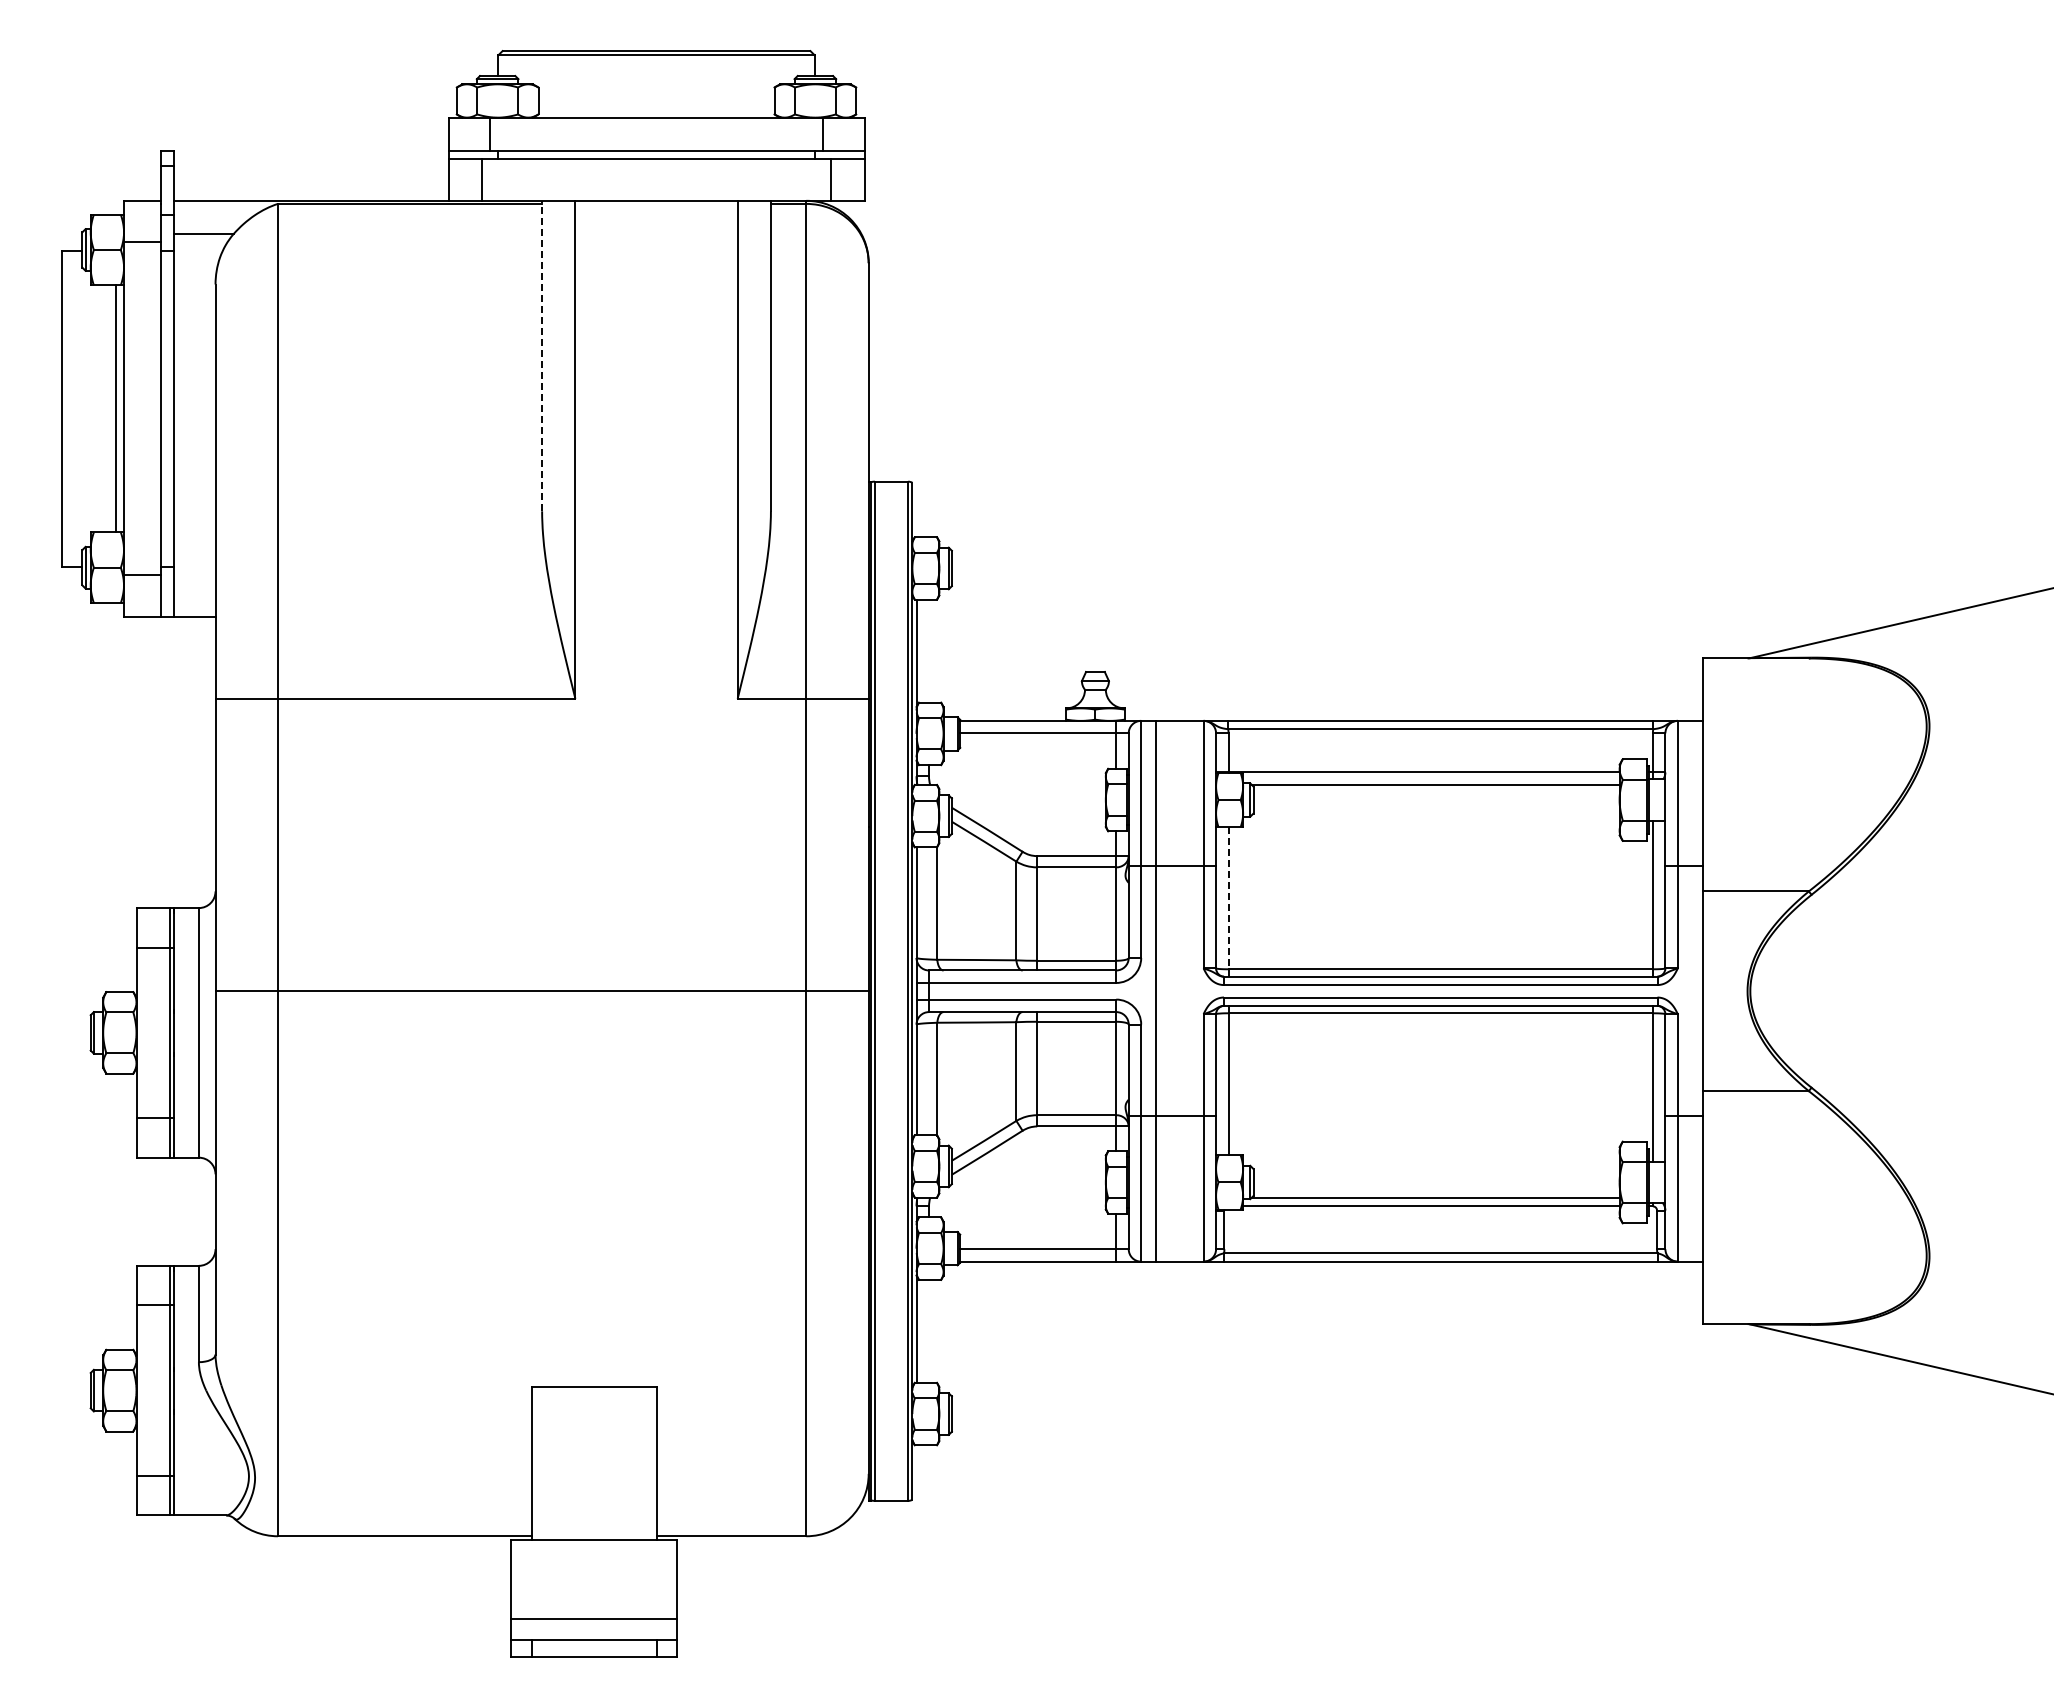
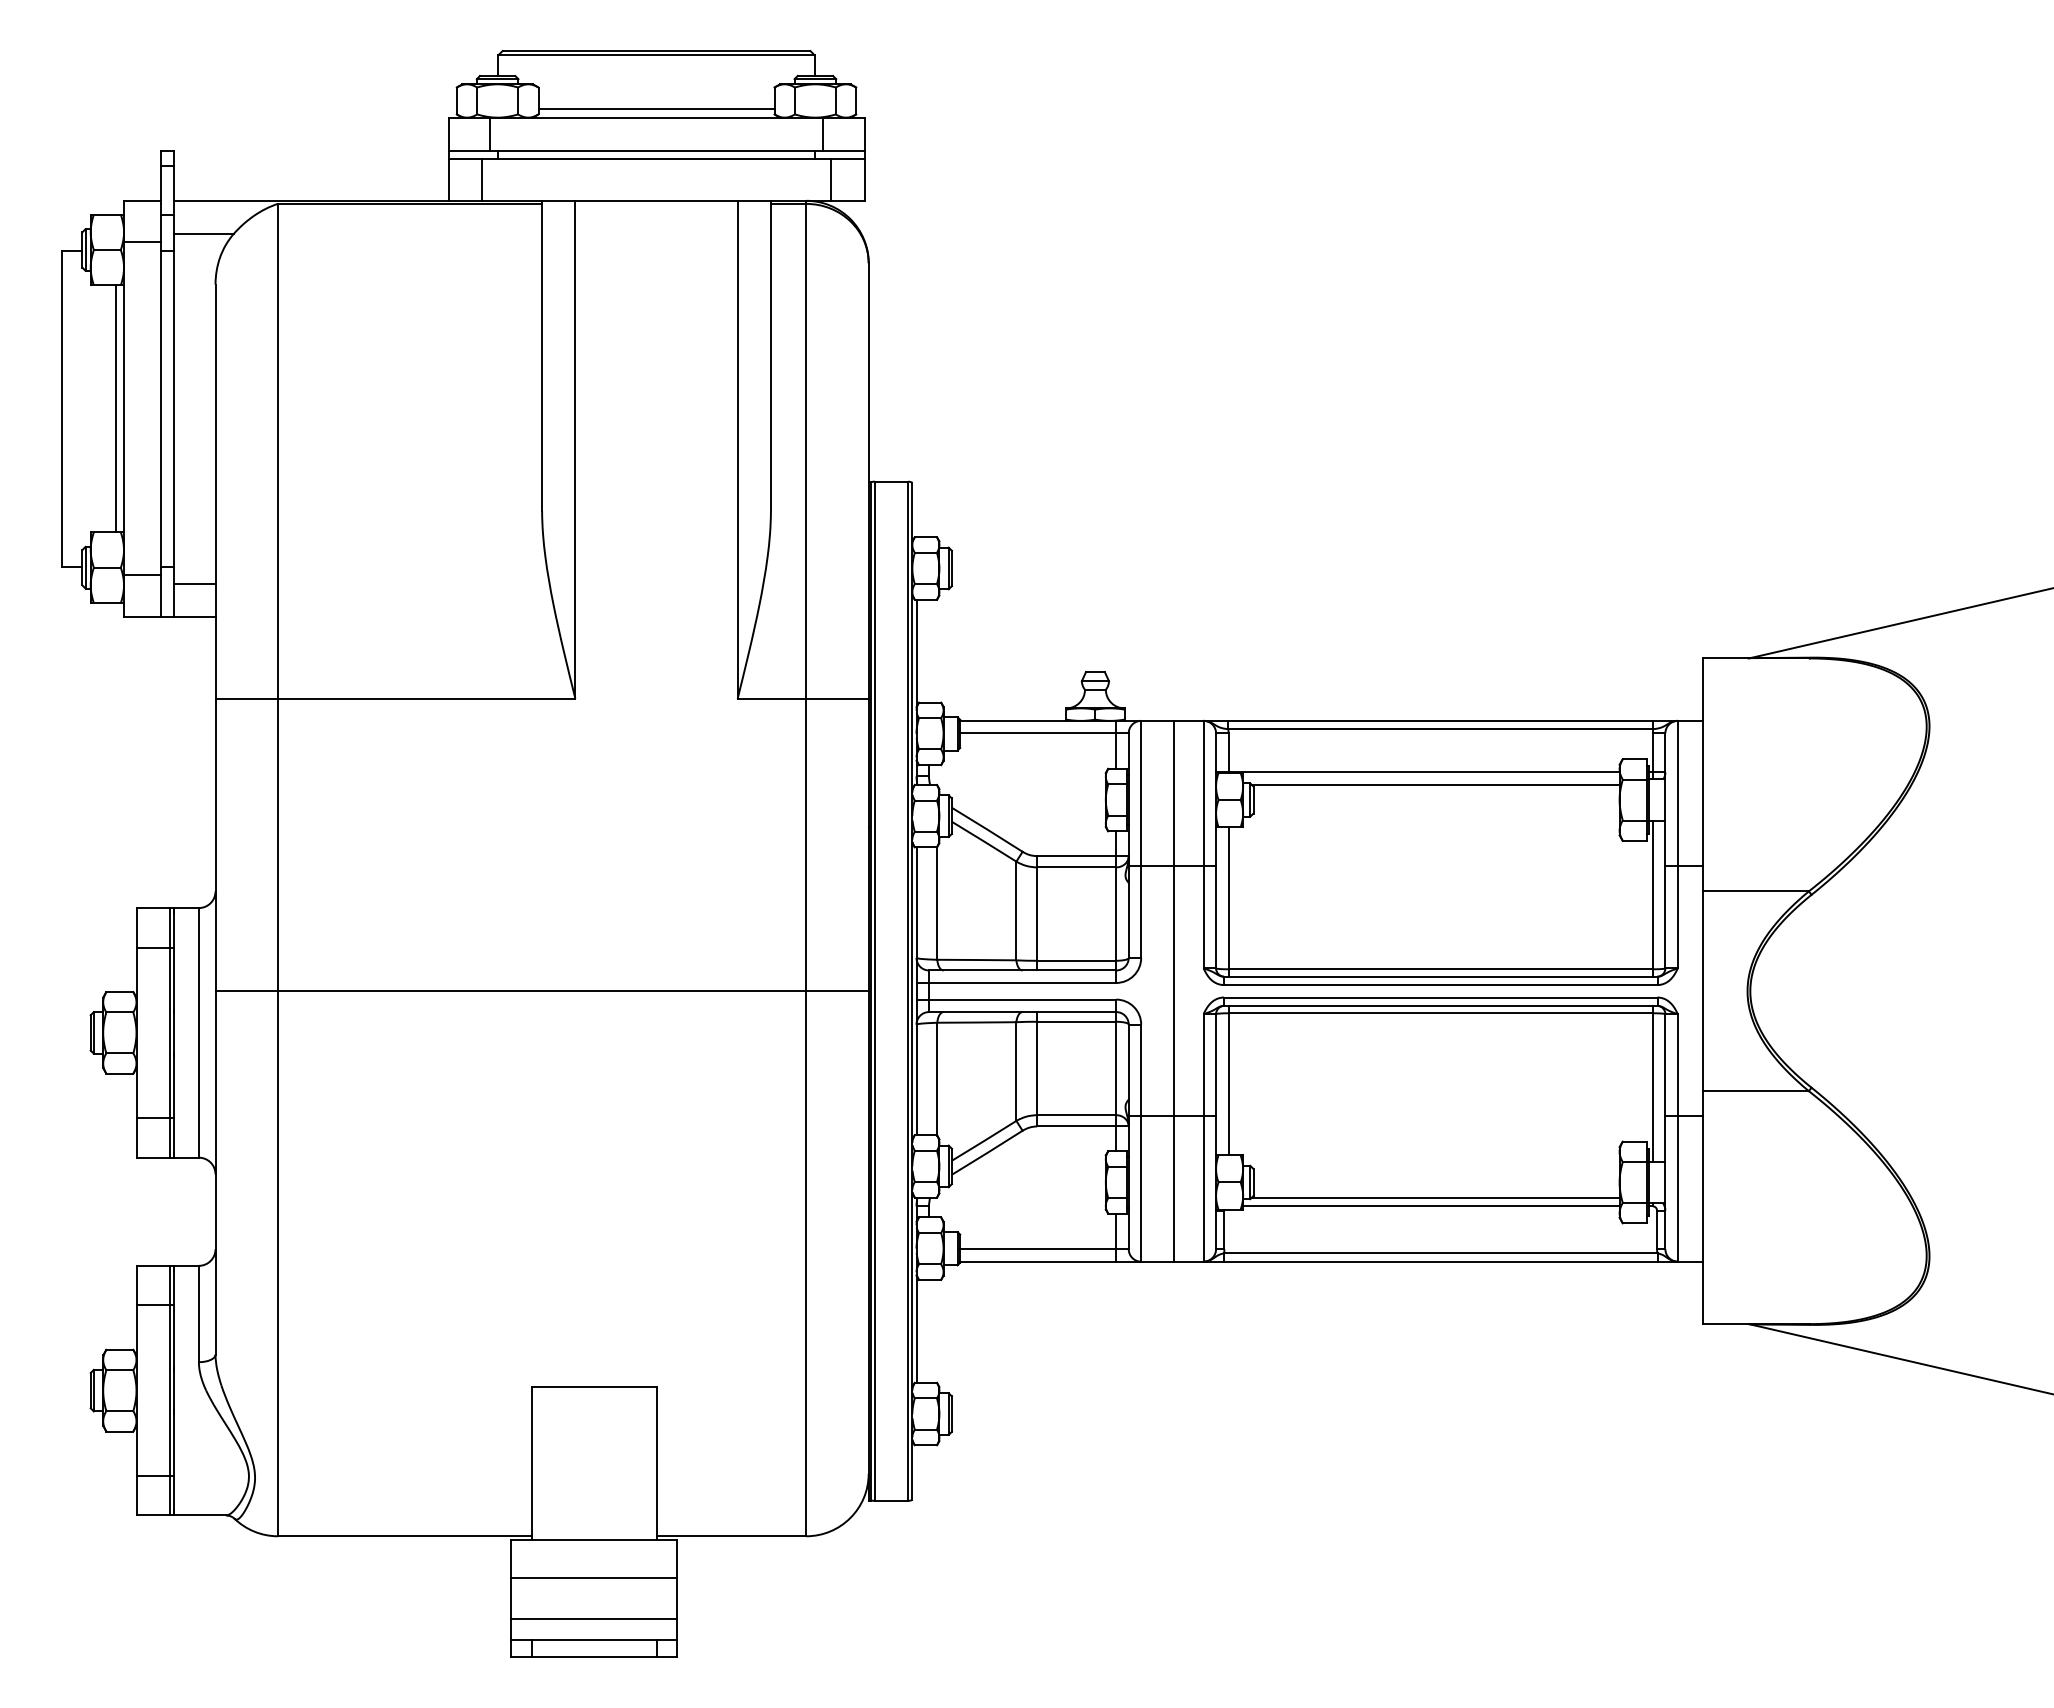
line: none -> present (656, 109)
line: dashed -> solid (542, 355)
line: none -> present (194, 583)
line: dashed -> solid (1228, 901)
line position: (1156, 990) -> (1174, 990) (1174, 990)
line: none -> present (593, 1577)
